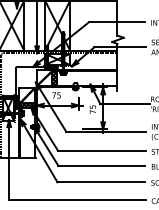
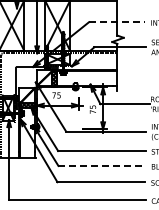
line: solid -> dashed (117, 22)
line: solid -> dashed (101, 165)
